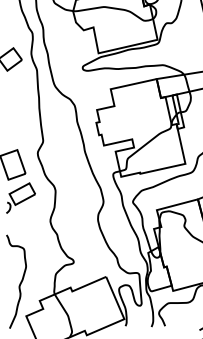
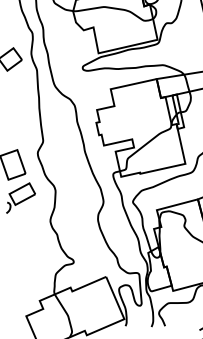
curve: present -> none (19, 283)
